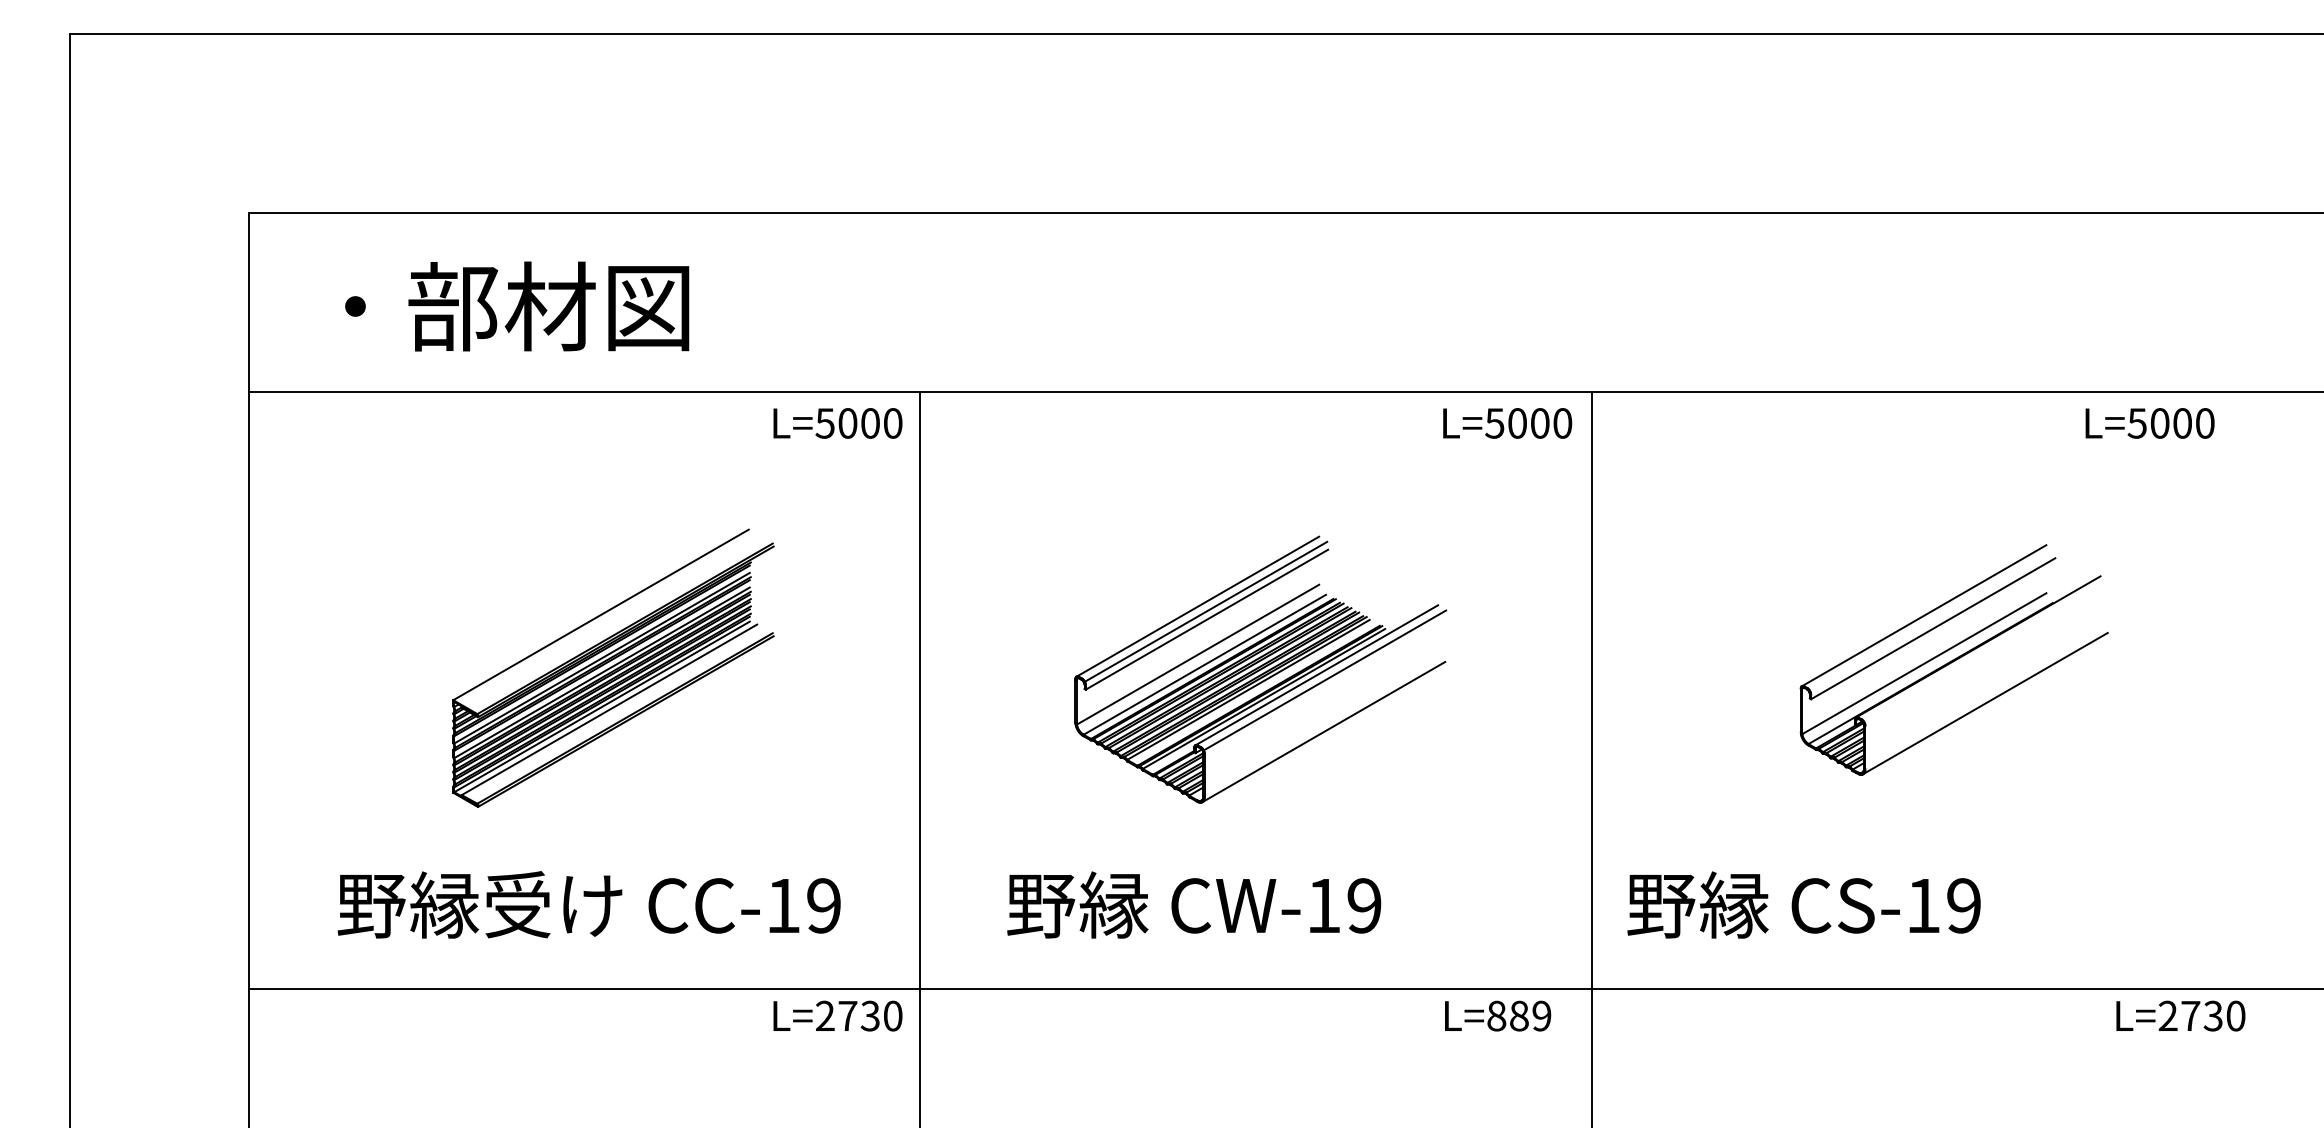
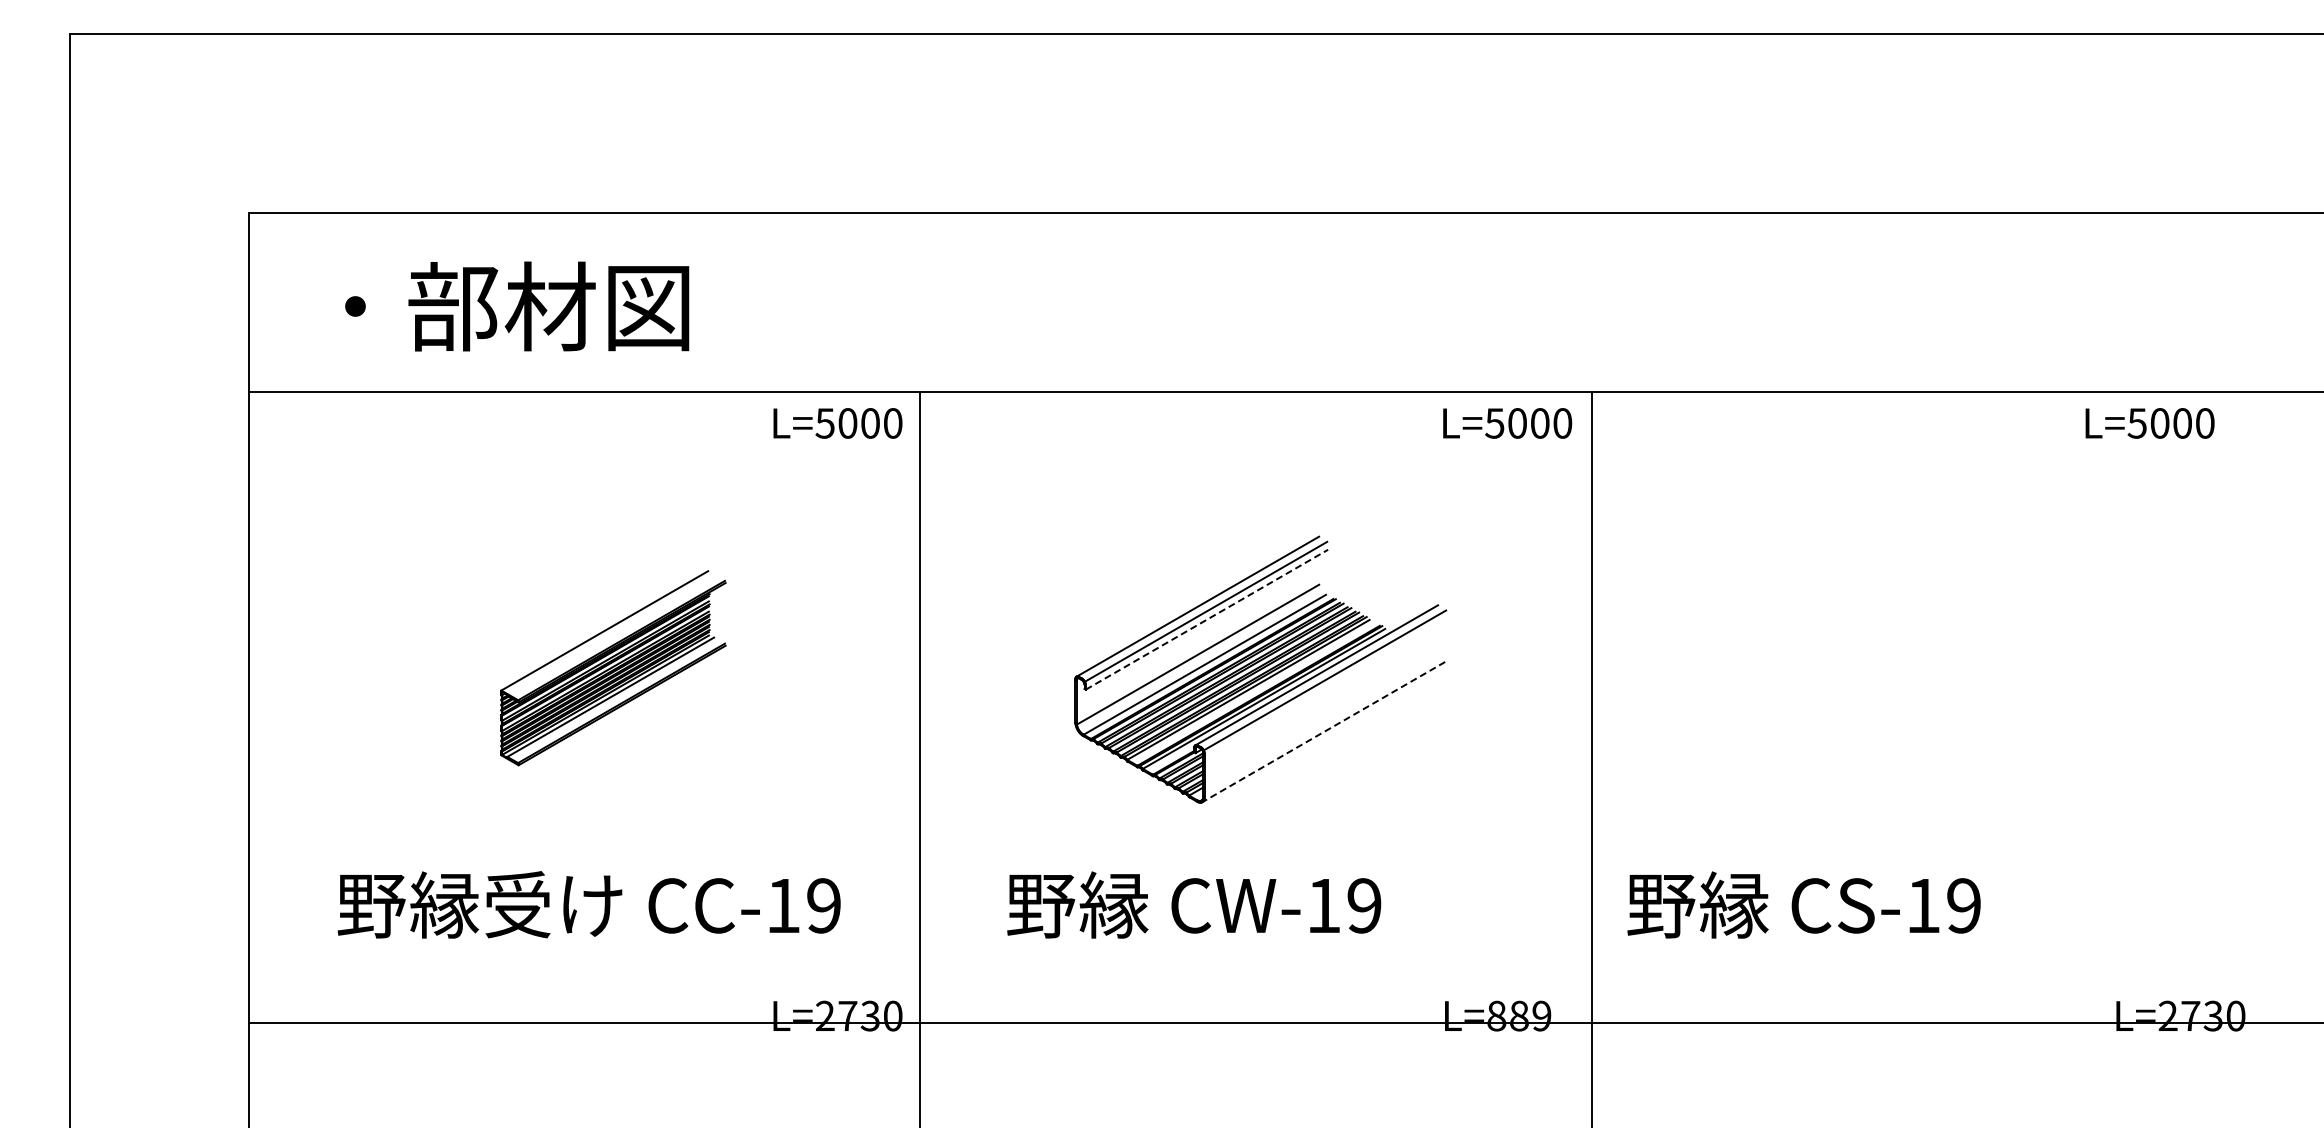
line: solid -> dashed (1206, 619)
part: present -> none (1953, 659)
part size: 323x280 px -> 227x197 px (613, 668)
line: solid -> dashed (1323, 732)
line position: (1284, 988) -> (1284, 1022) (1284, 1022)
